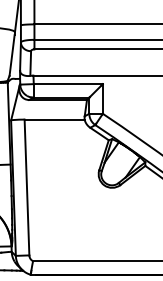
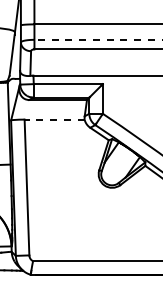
line: solid -> dashed (98, 39)
line: solid -> dashed (54, 119)
